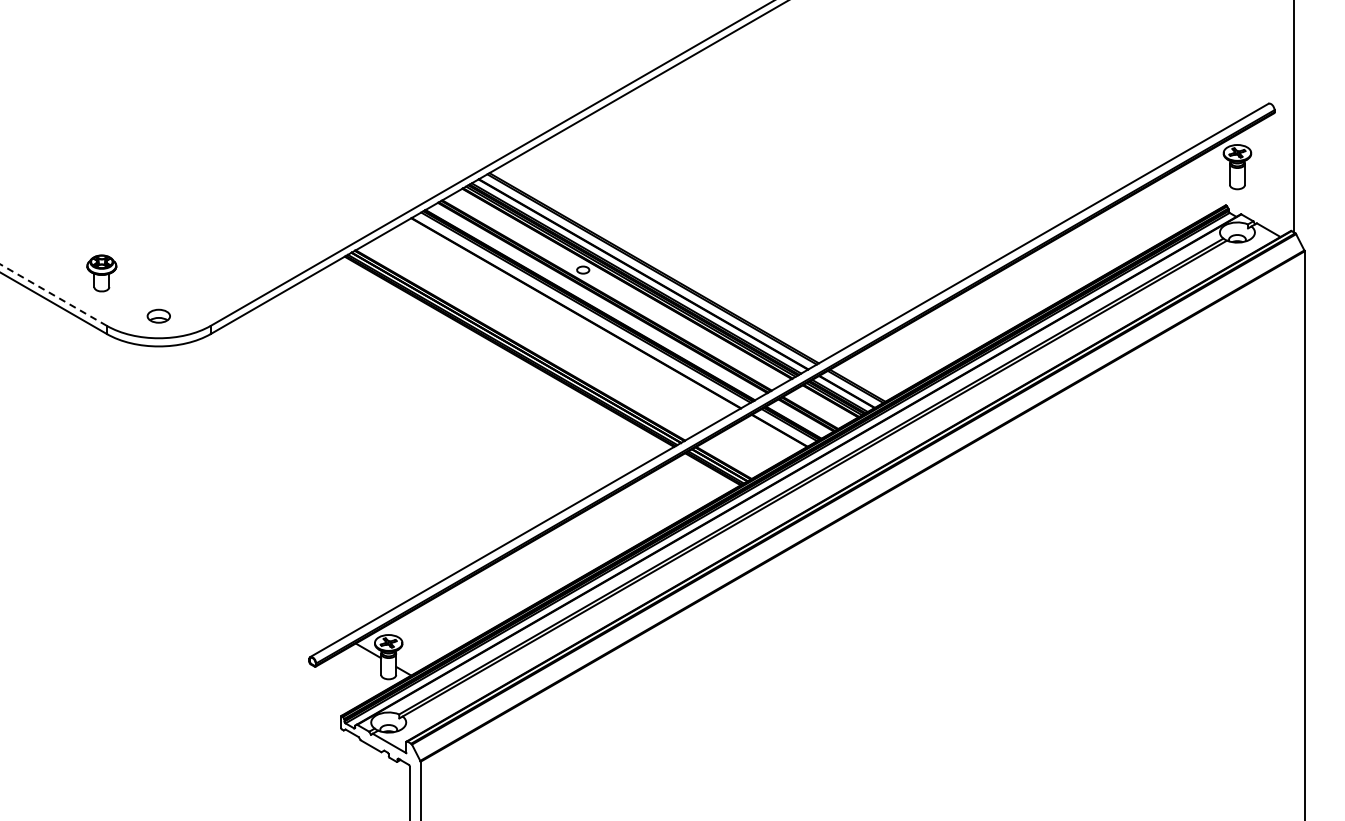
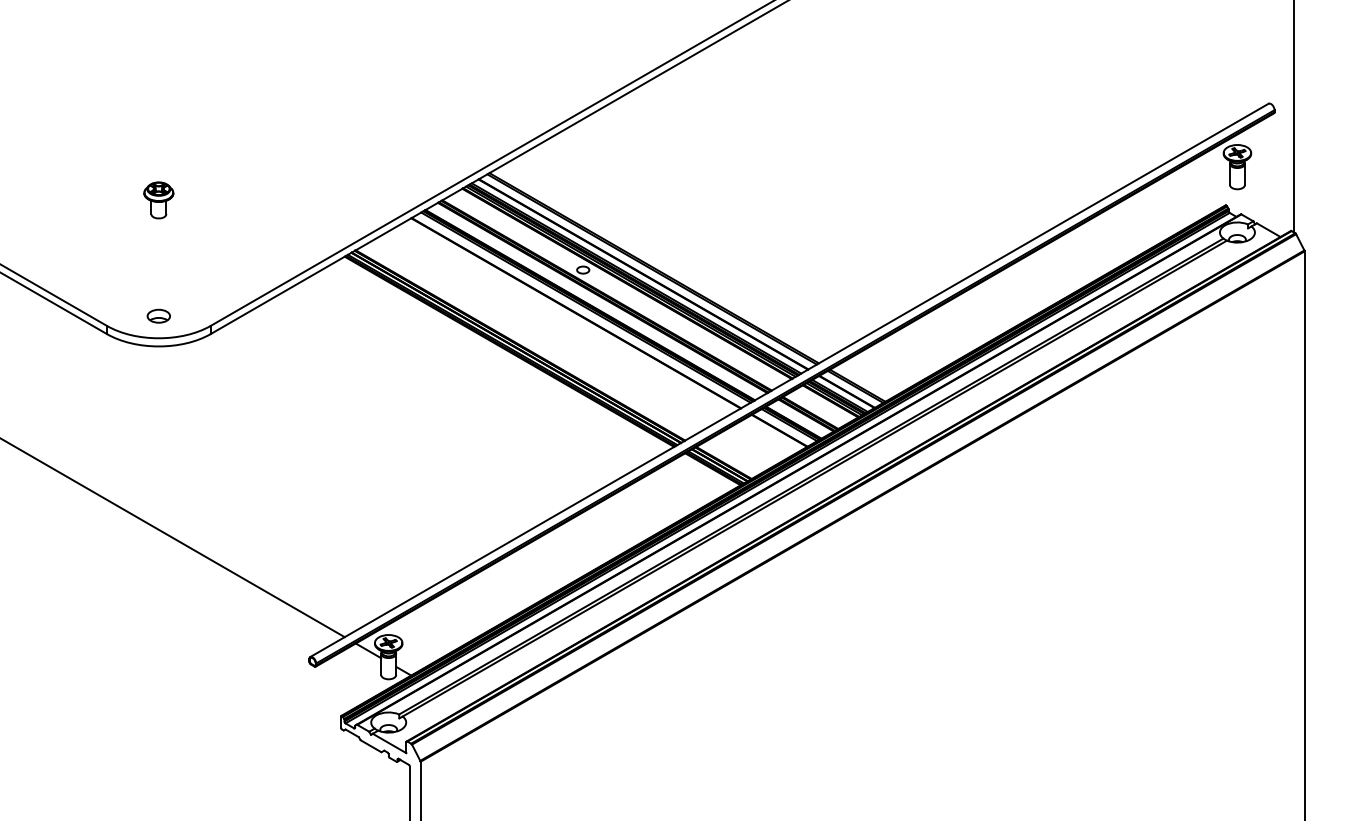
part position: (101, 273) -> (158, 200) (158, 200)
line: dashed -> solid (53, 294)
line: none -> present (173, 538)
